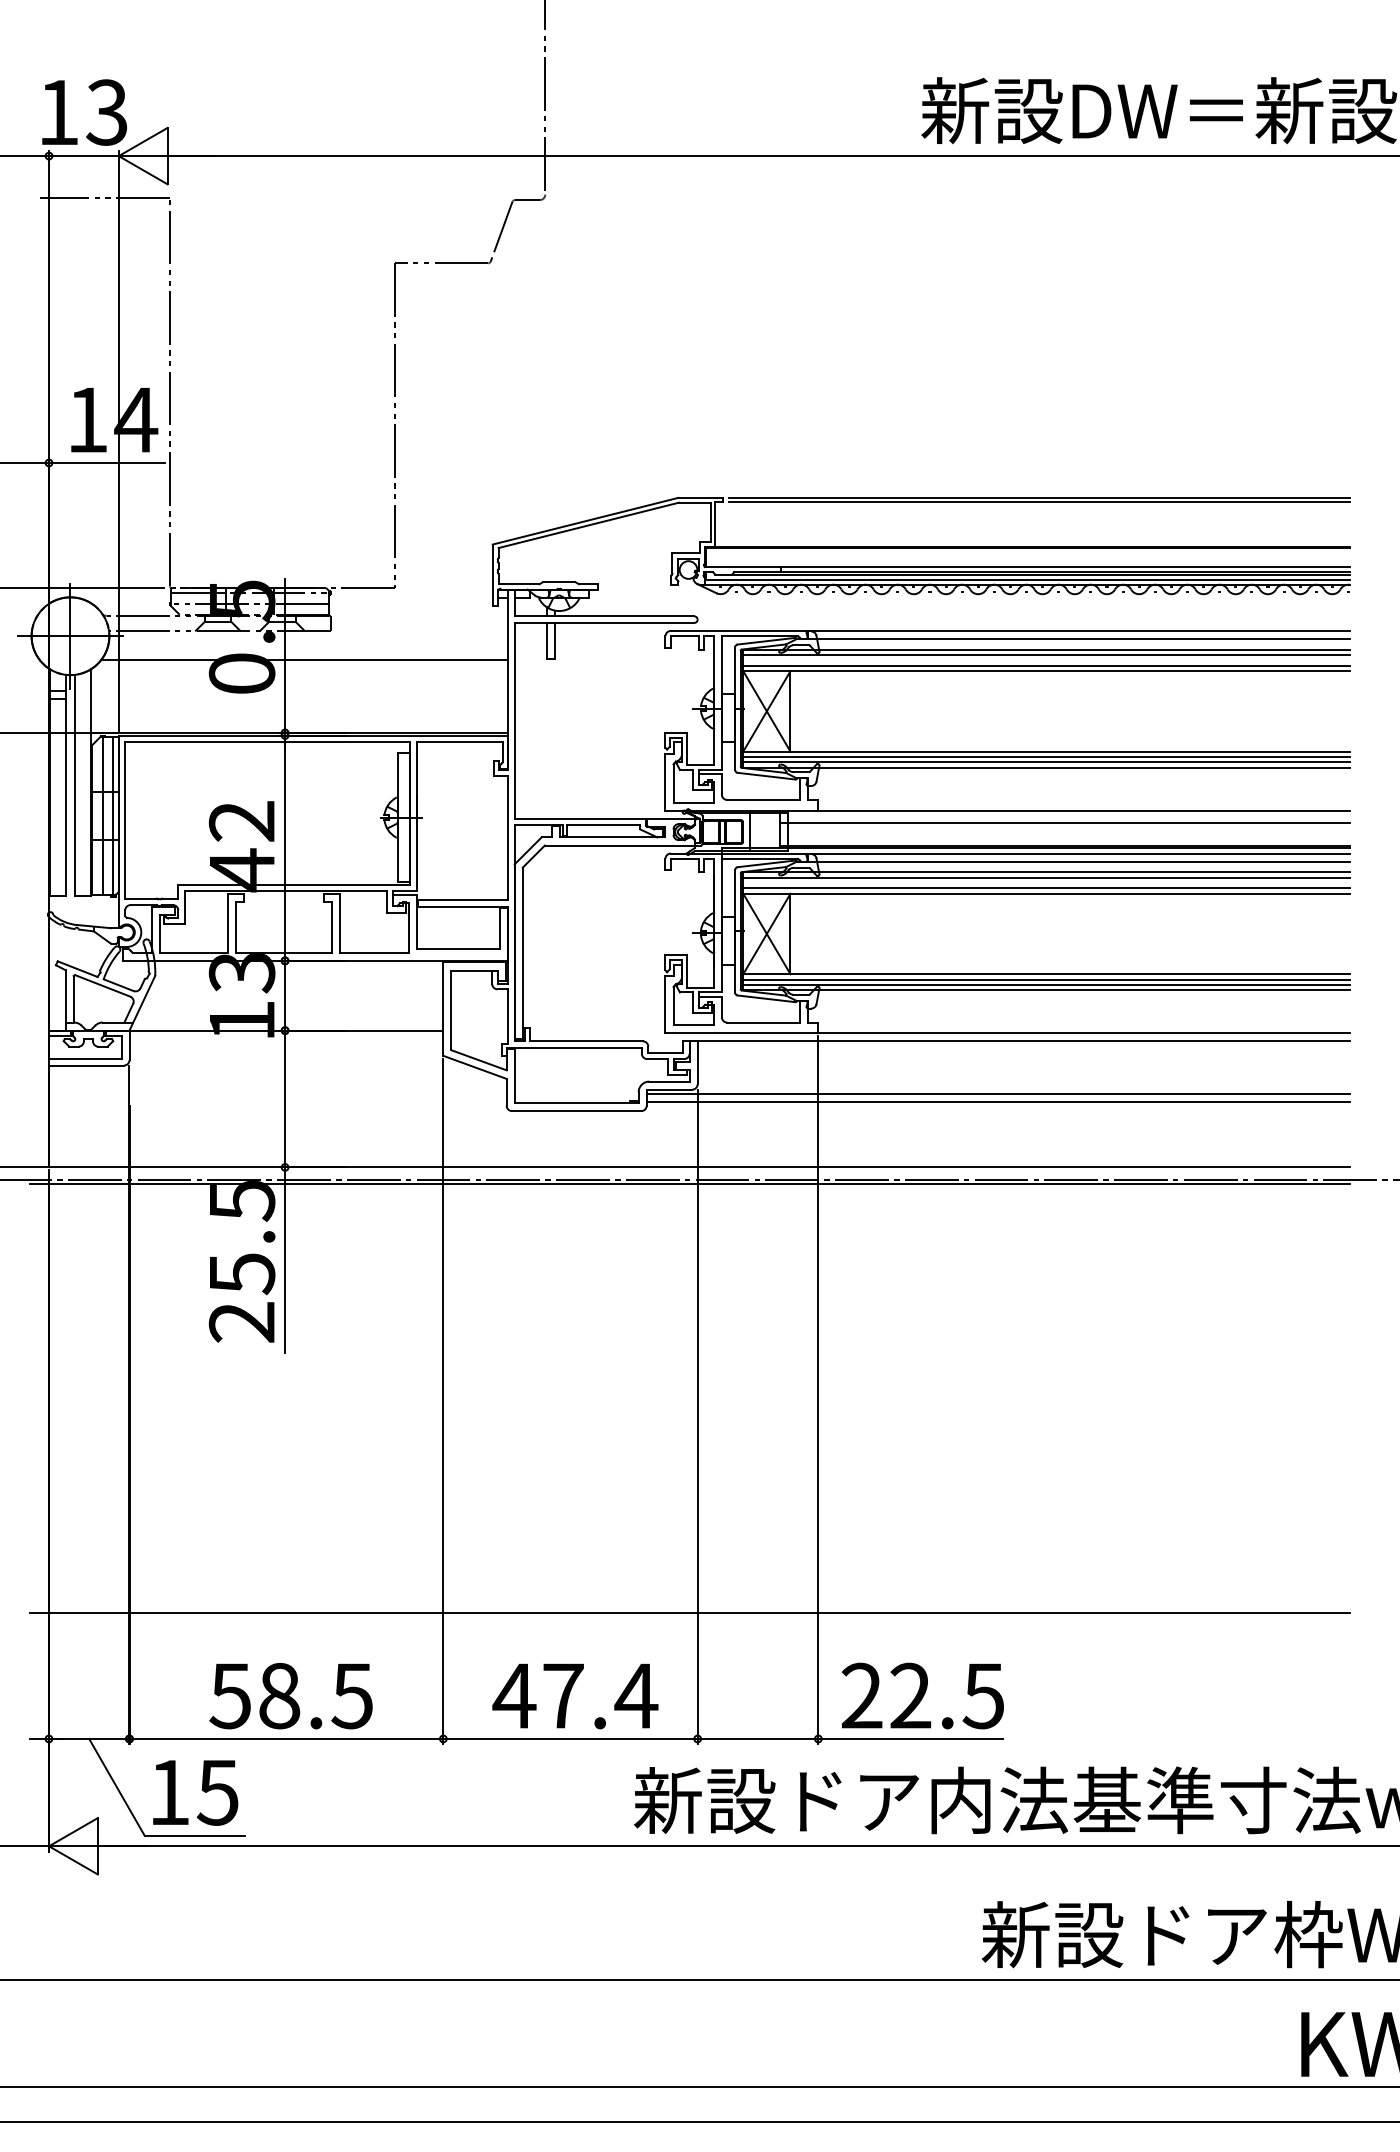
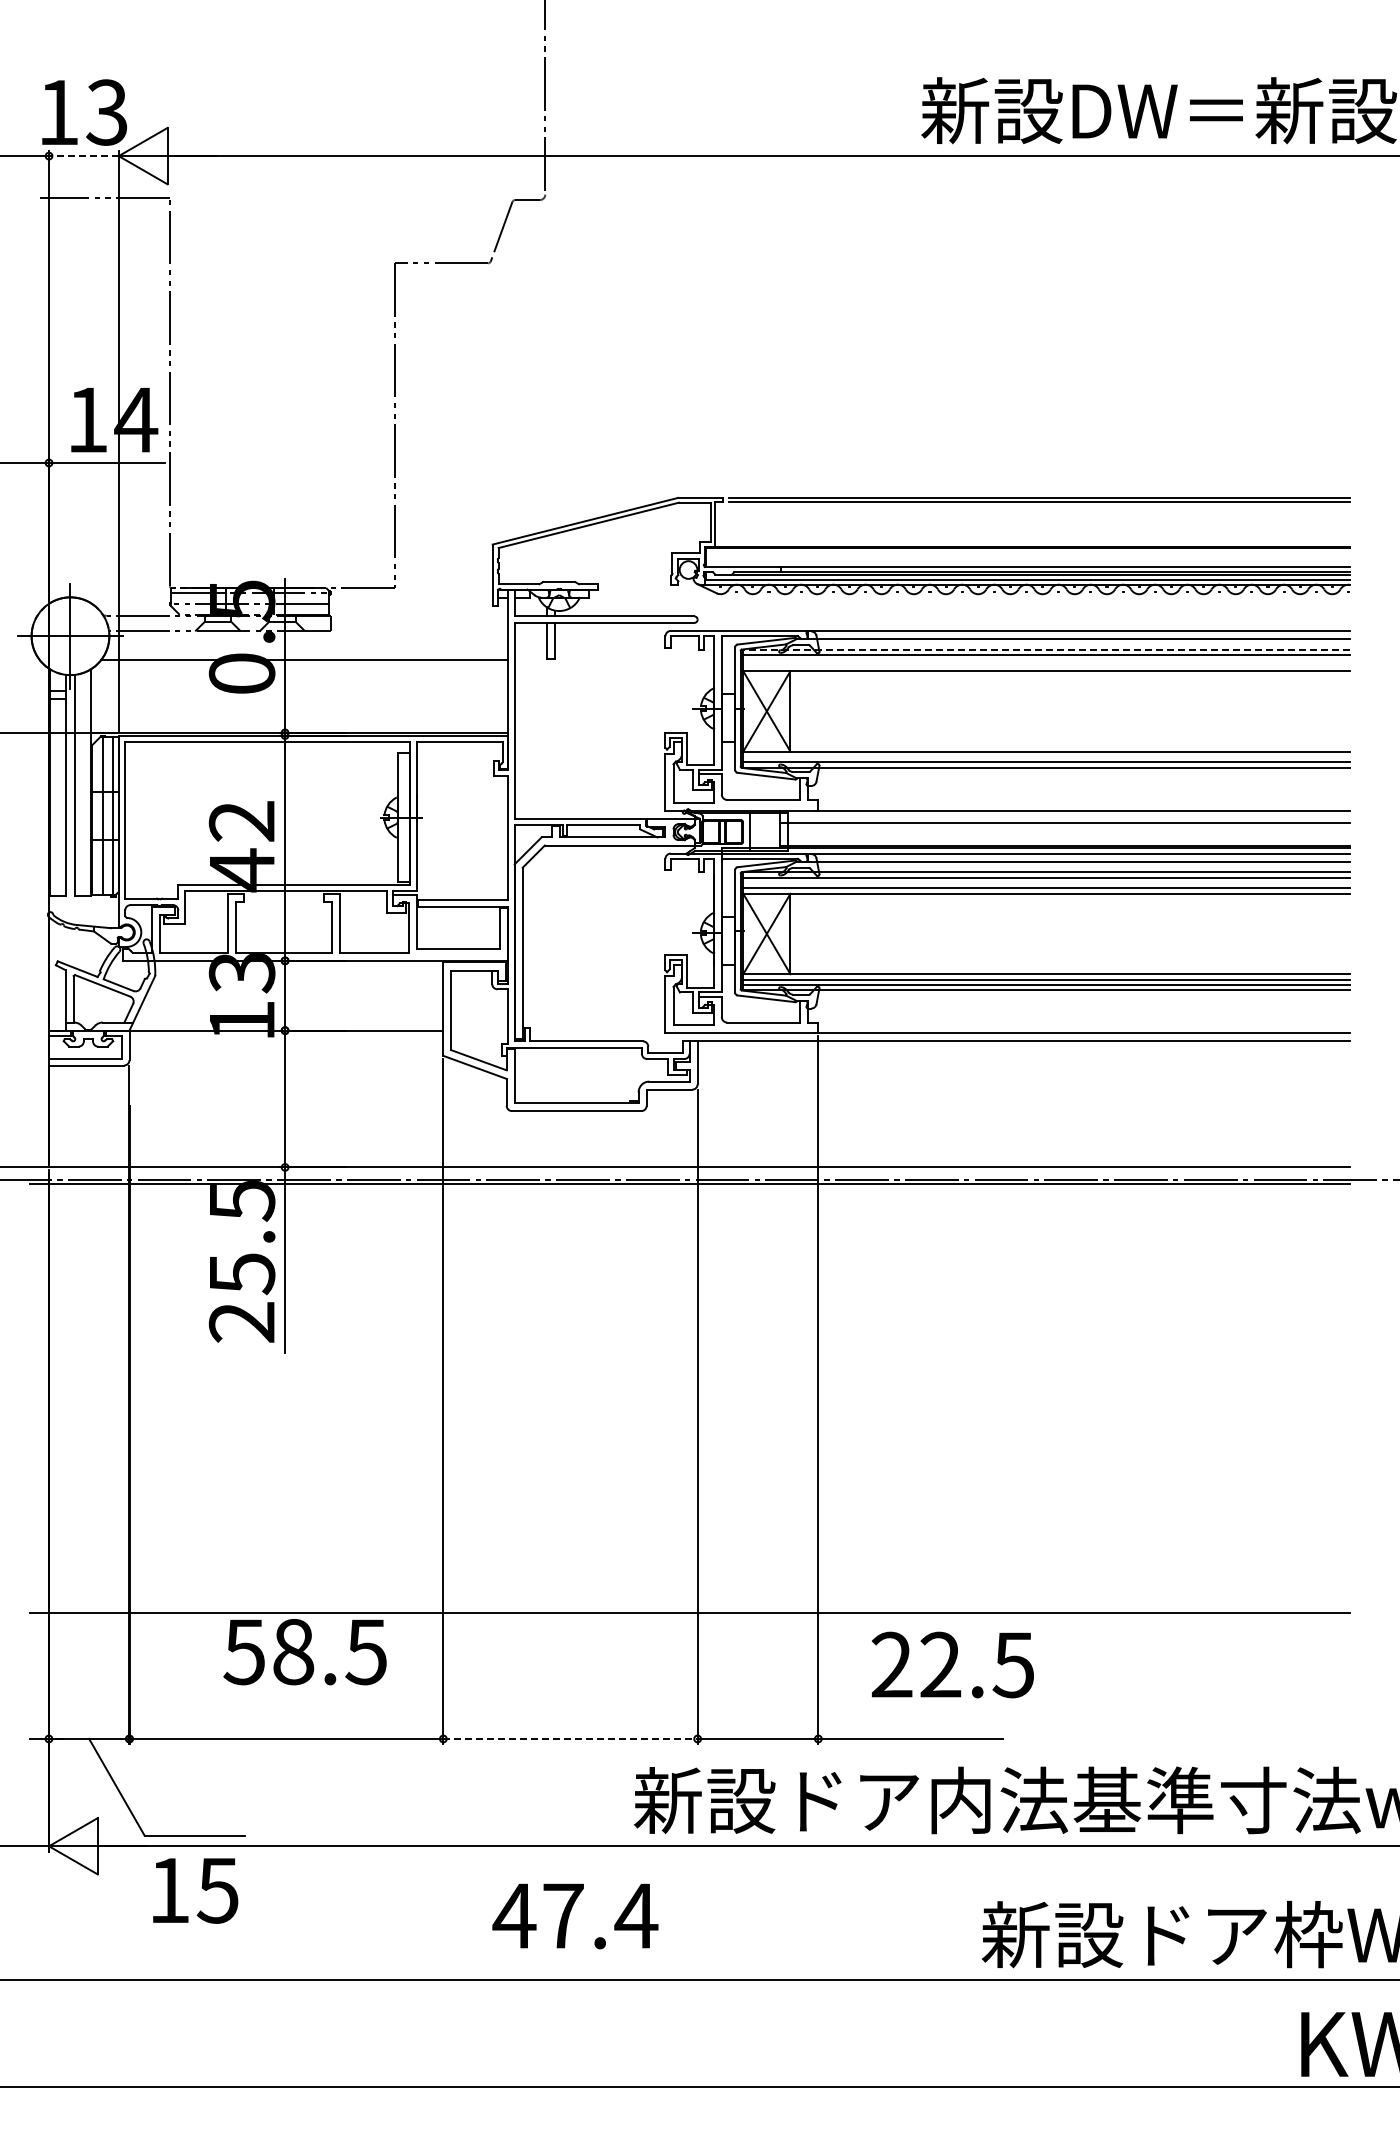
line: solid -> dashed (83, 156)
line: present -> none (83, 587)
line: solid -> dashed (1046, 649)
line: present -> none (1046, 665)
line: present -> none (1046, 757)
line: present -> none (998, 1093)
line: present -> none (998, 1101)
text position: (922, 1695) -> (952, 1664) (952, 1664)
text position: (290, 1696) -> (304, 1652) (304, 1652)
text position: (575, 1696) -> (575, 1916) (575, 1916)
line: solid -> dashed (571, 1738)
text position: (195, 1792) -> (195, 1890) (195, 1890)
line: present -> none (699, 2121)
